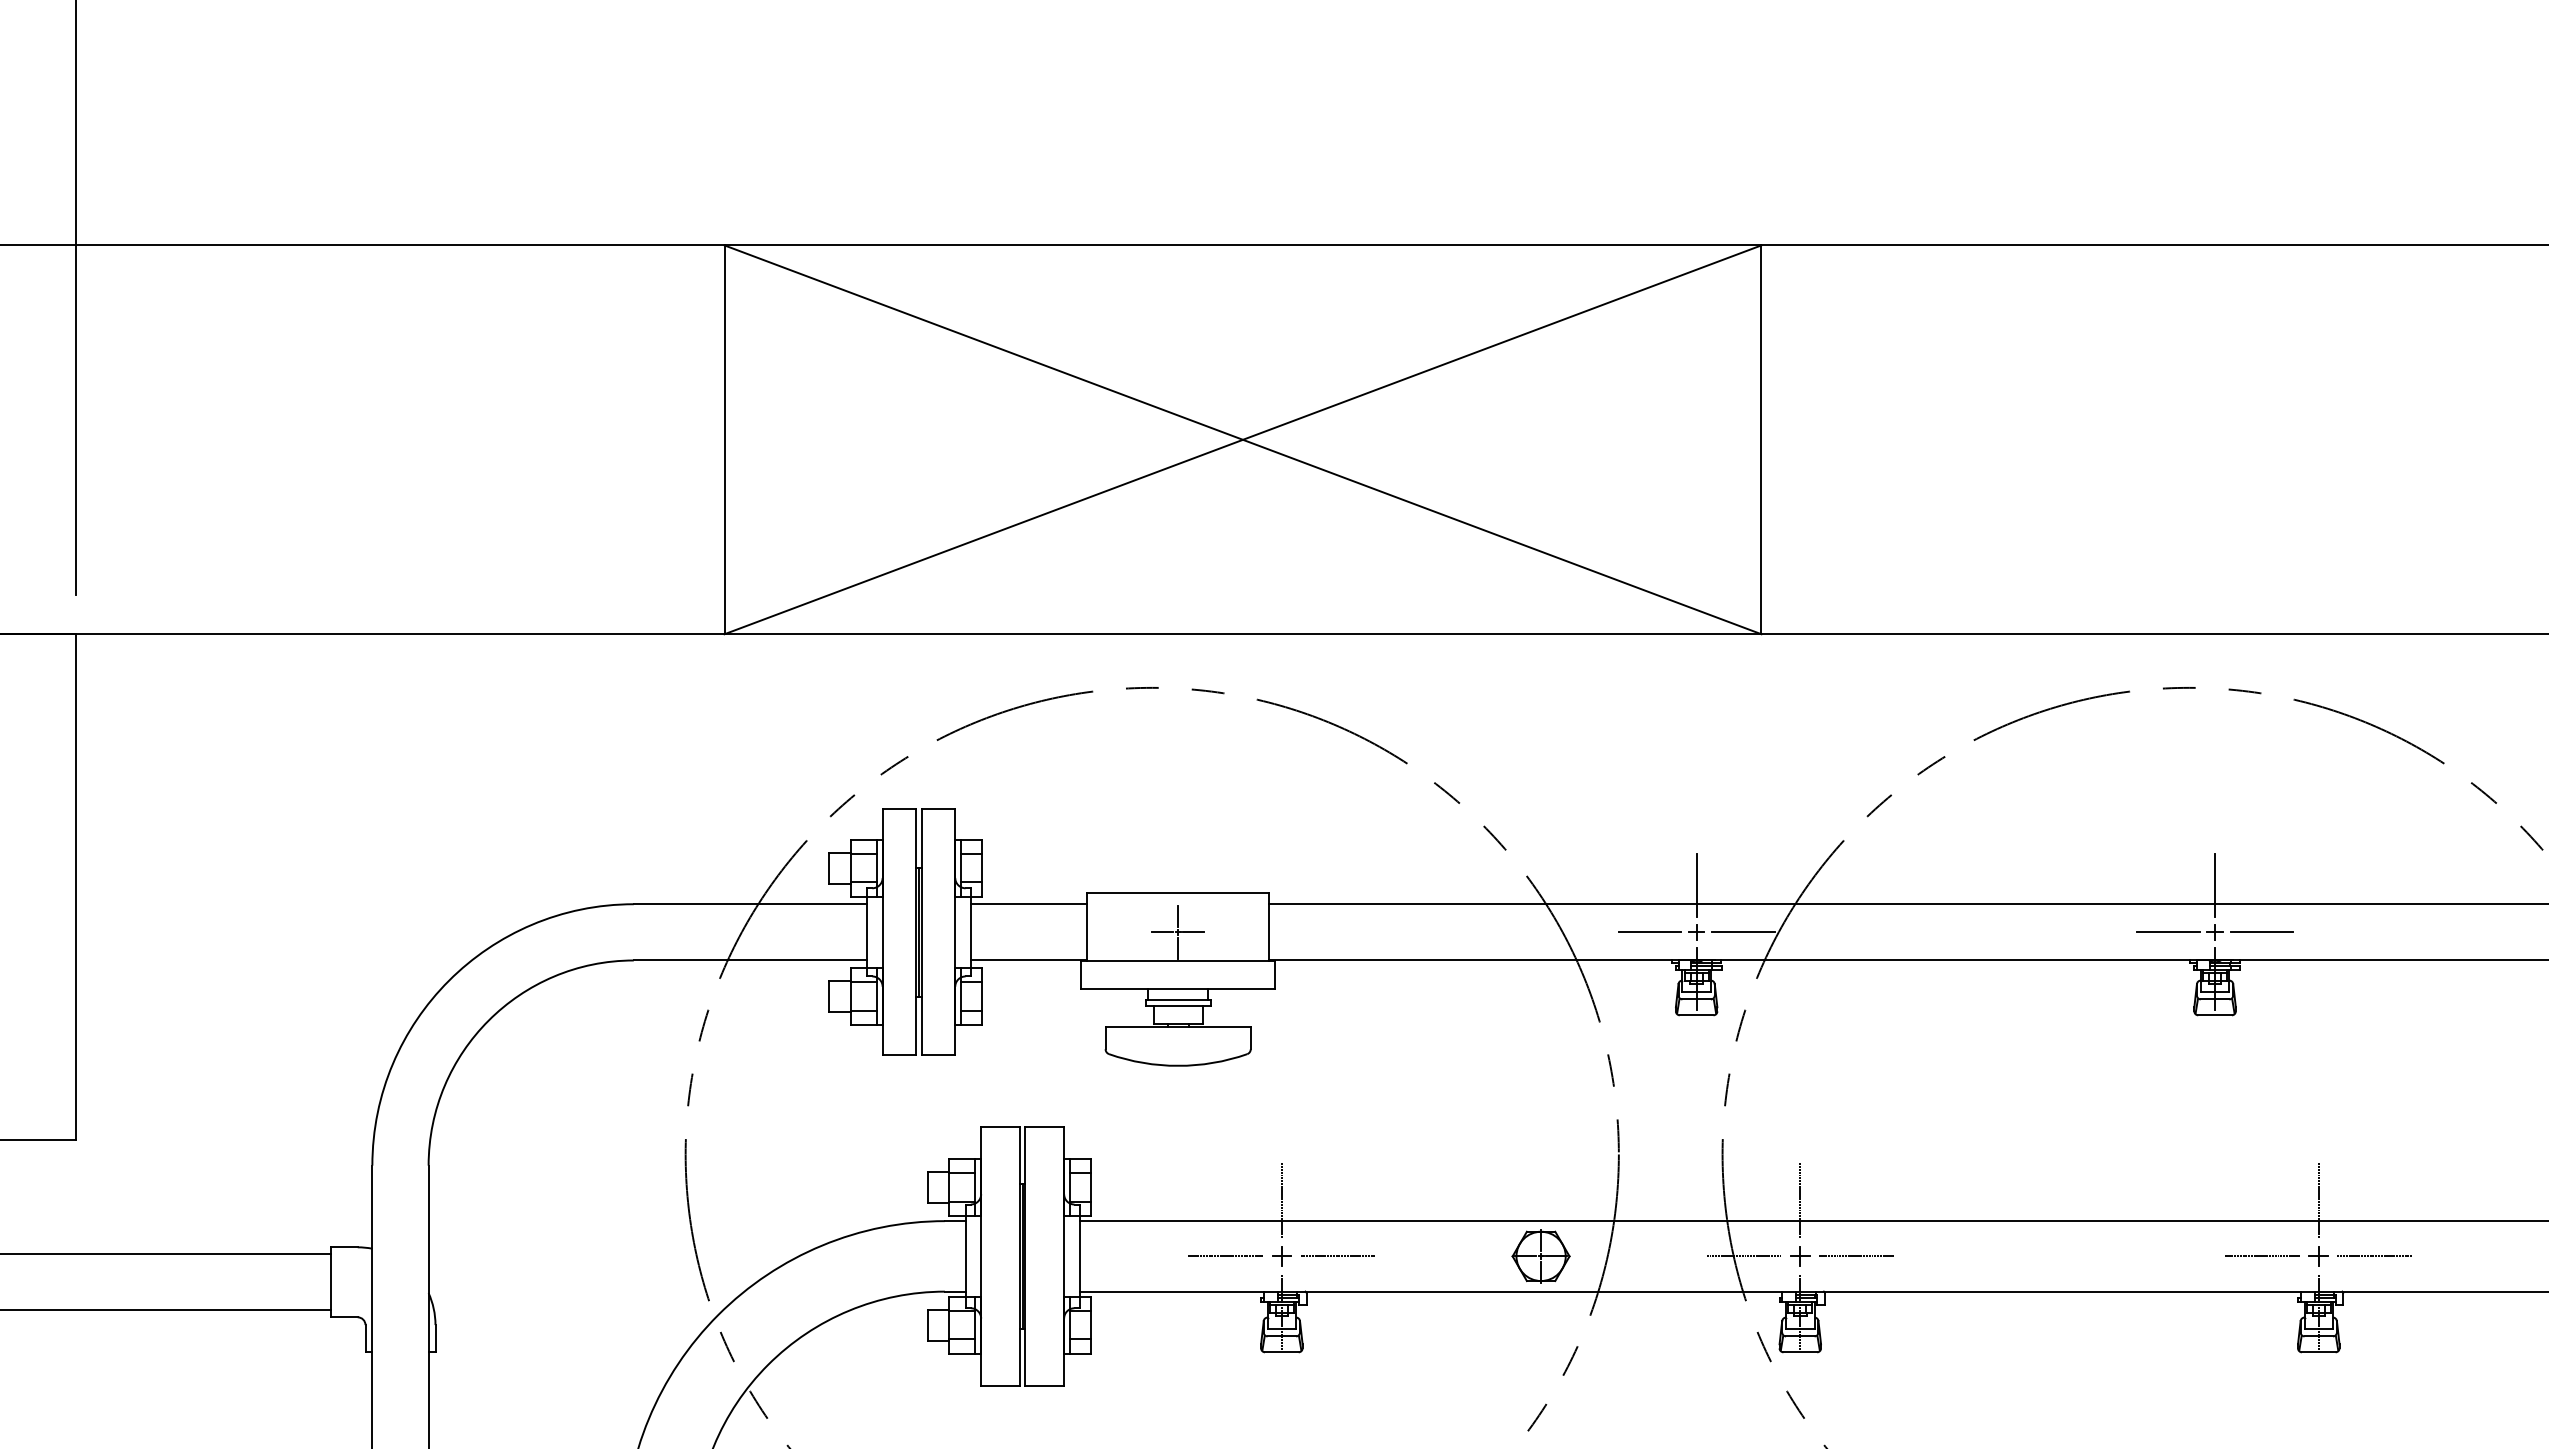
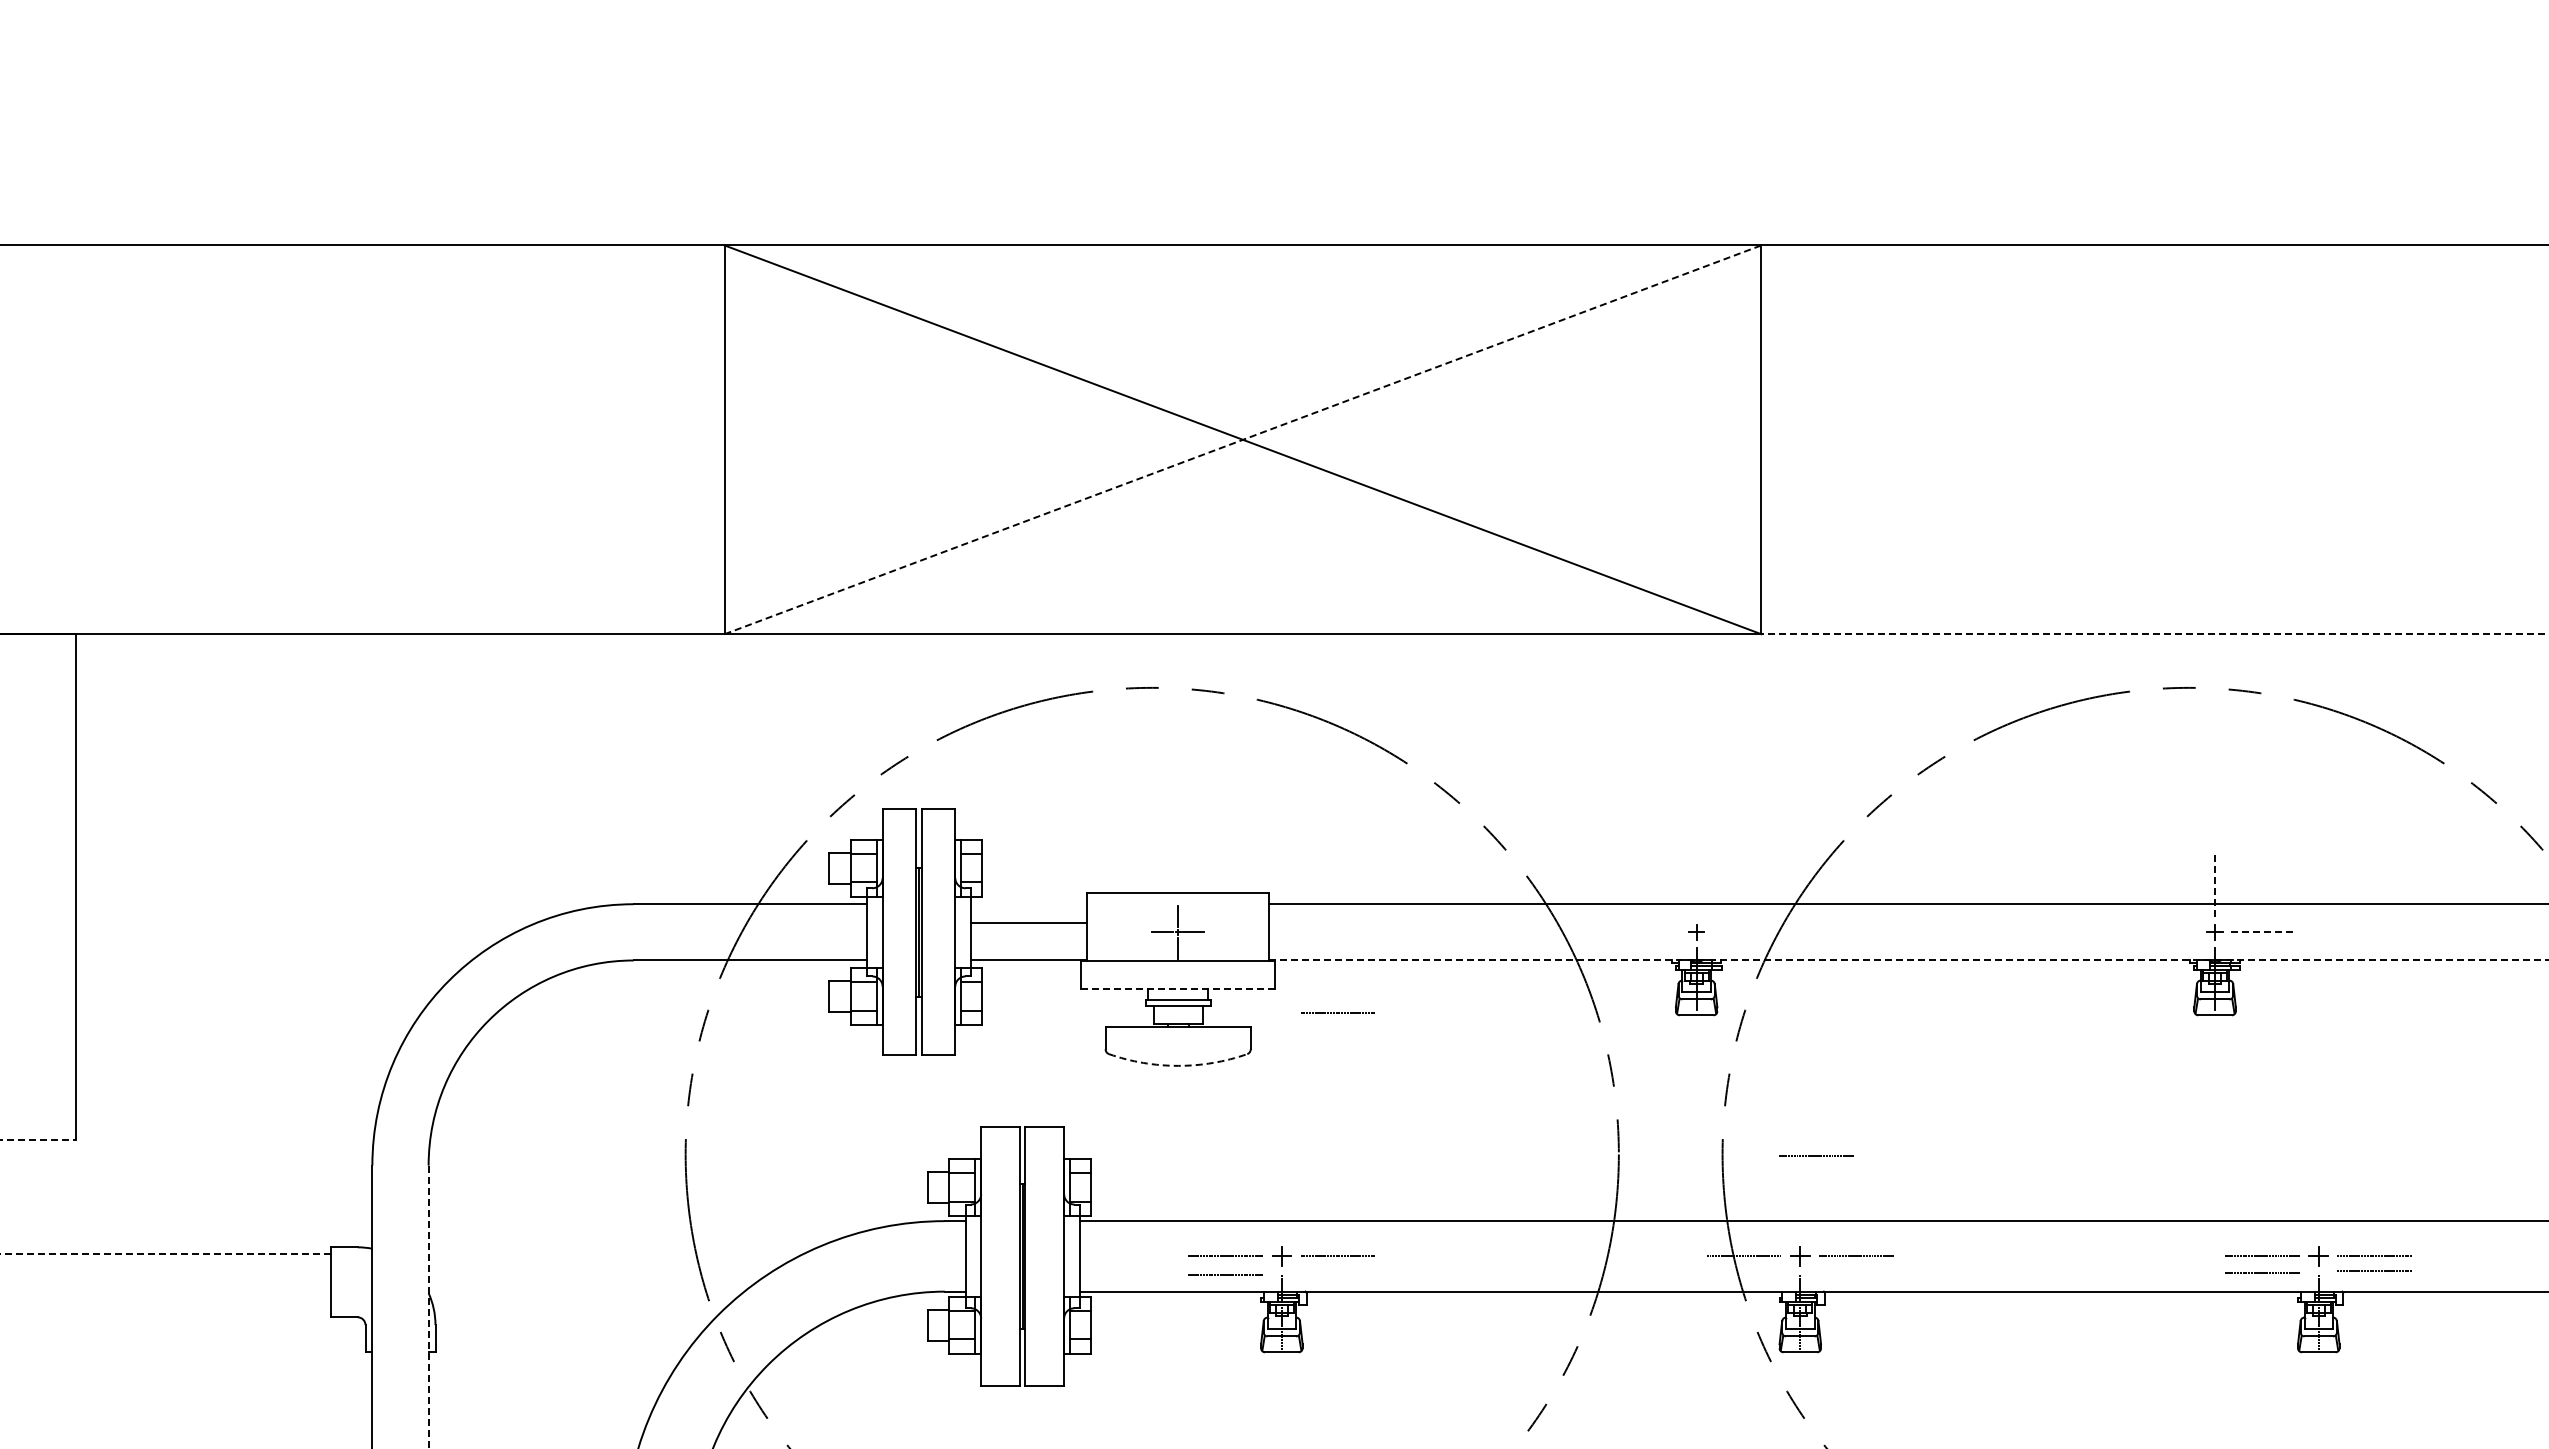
line: present -> none (76, 298)
line: solid -> dashed (1242, 439)
line: solid -> dashed (2154, 634)
line: present -> none (1696, 885)
line: solid -> dashed (2215, 885)
line position: (1028, 904) -> (1028, 923) (1028, 923)
line: present -> none (1649, 932)
line: present -> none (1743, 932)
line: present -> none (2168, 932)
line: solid -> dashed (2262, 932)
line: solid -> dashed (1908, 960)
line: solid -> dashed (1178, 989)
line: none -> present (1337, 1012)
arc: solid -> dashed (1178, 1065)
line: solid -> dashed (38, 1139)
line: none -> present (1816, 1155)
line: present -> none (1281, 1199)
line: present -> none (1800, 1199)
line: present -> none (2318, 1199)
line: solid -> dashed (165, 1254)
part: present -> none (1540, 1256)
line: none -> present (2373, 1270)
line: none -> present (2262, 1272)
line: none -> present (1225, 1274)
line: solid -> dashed (428, 1307)
line: present -> none (166, 1310)
